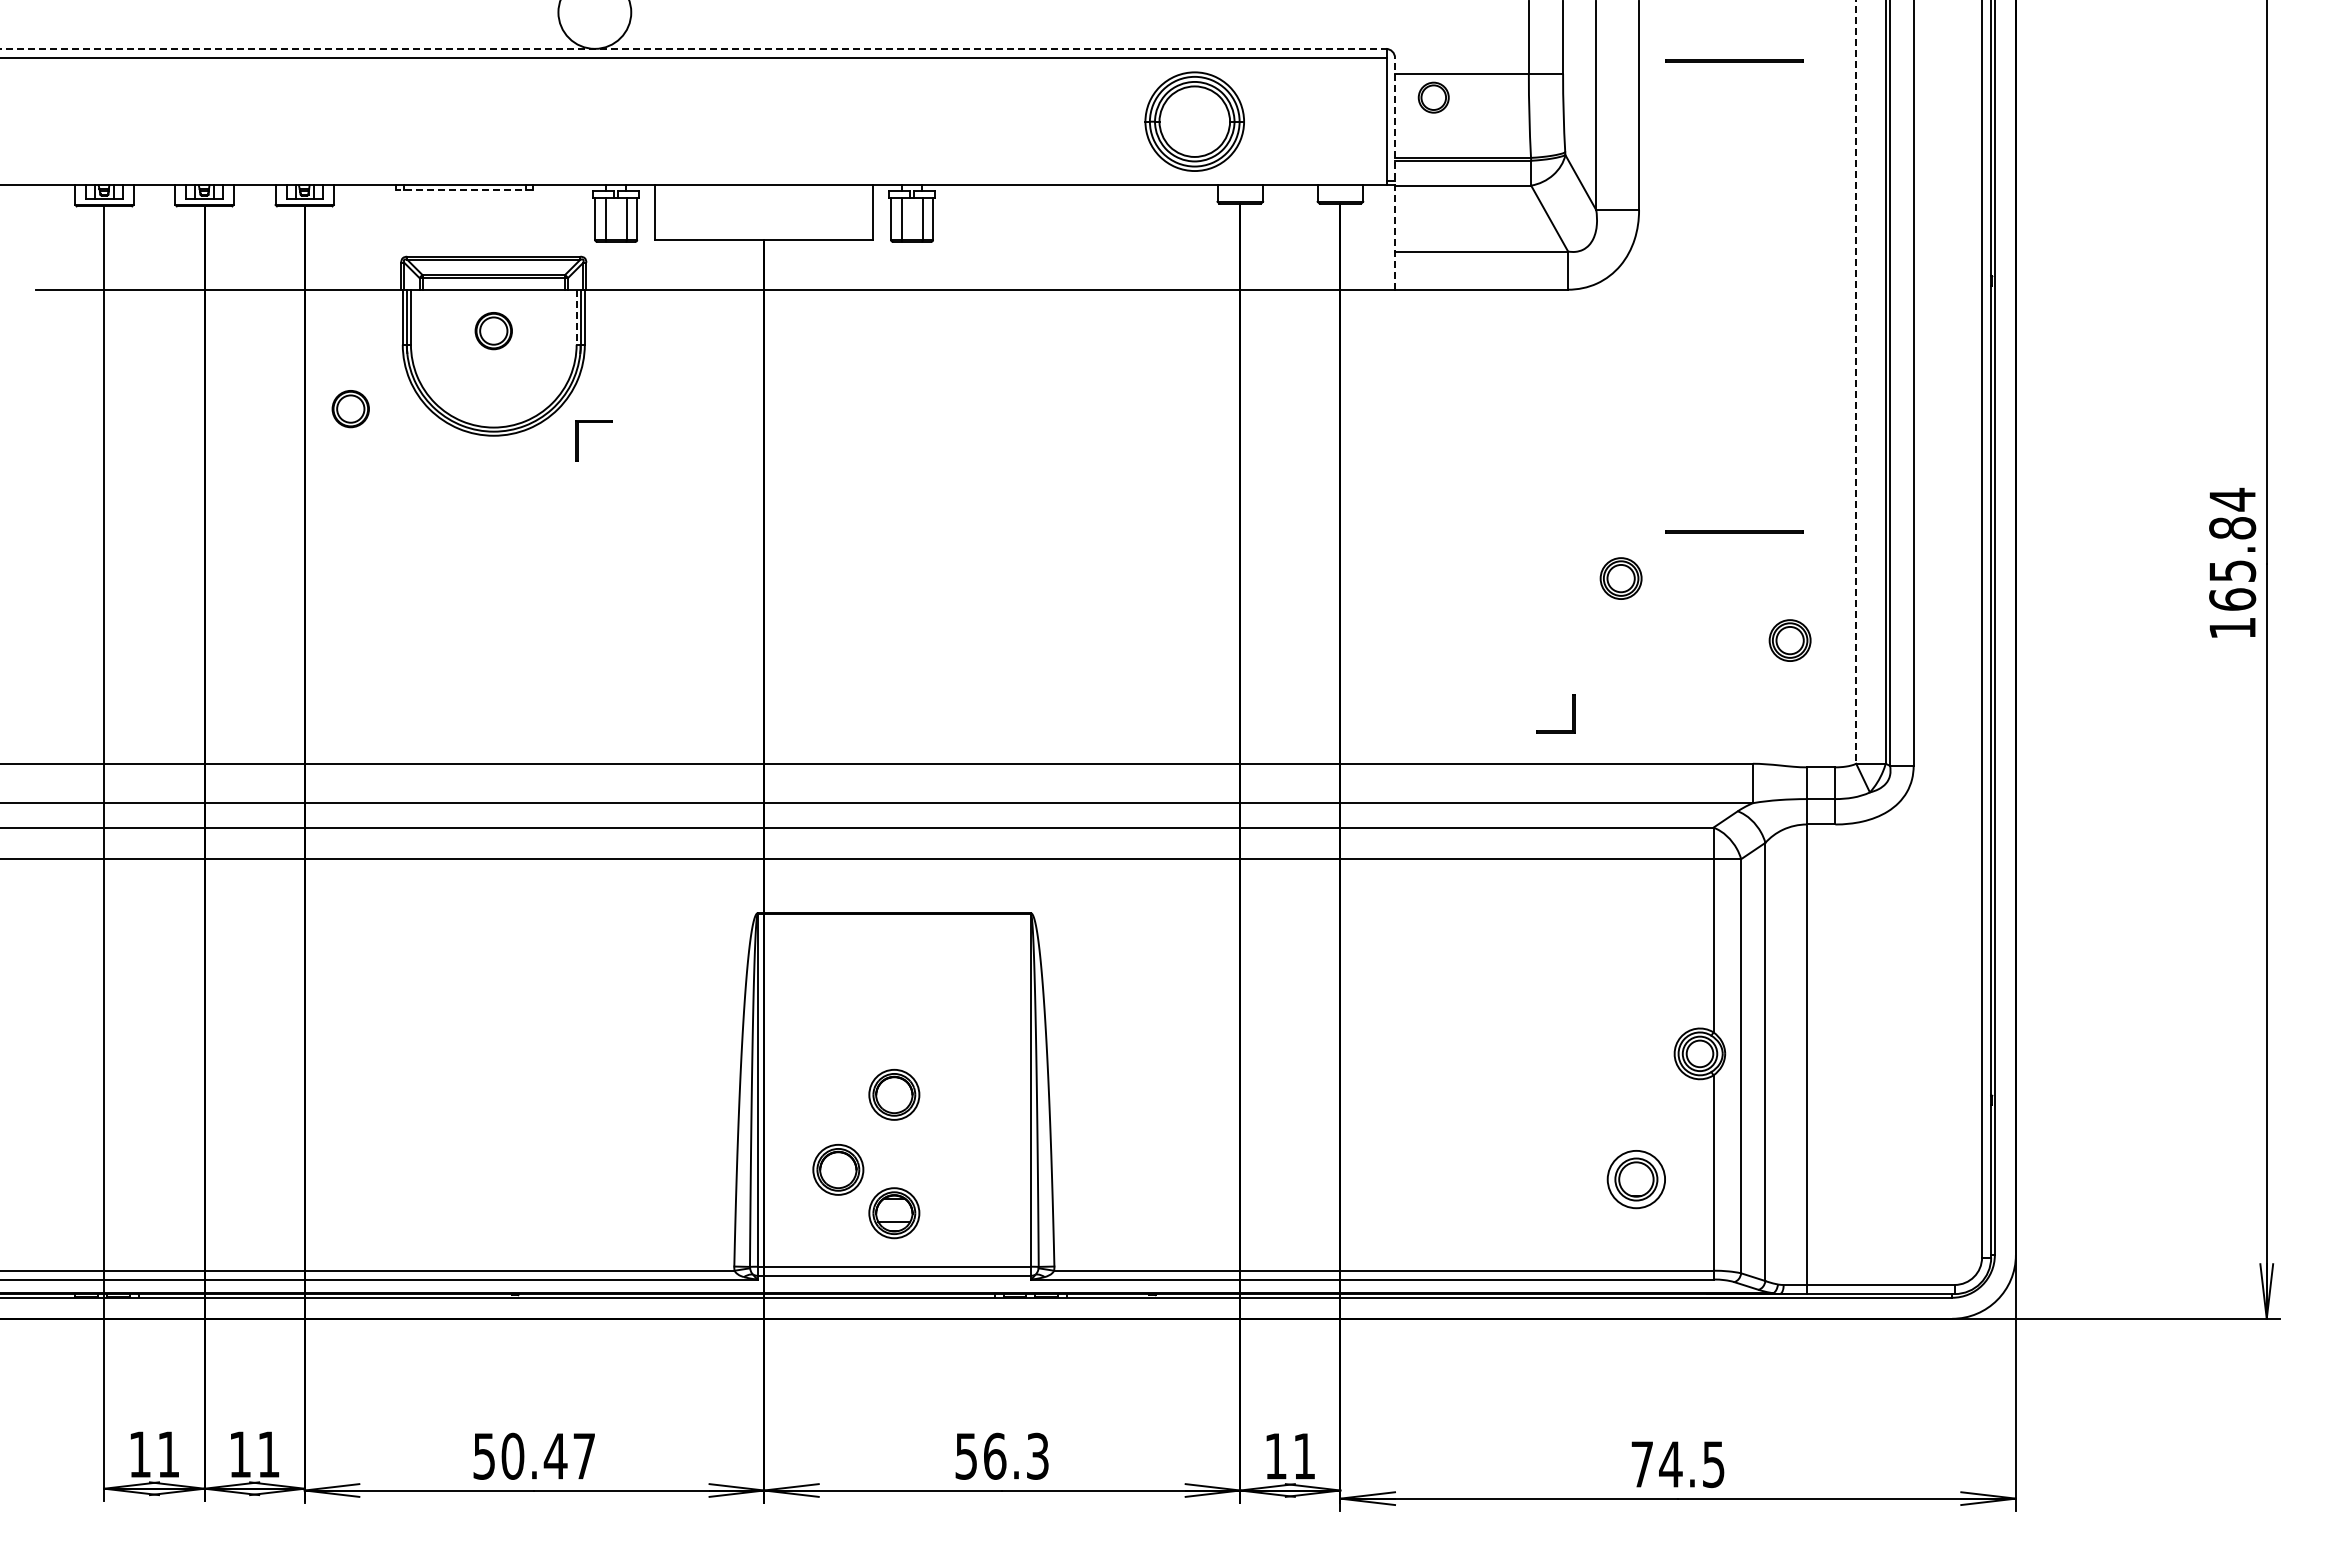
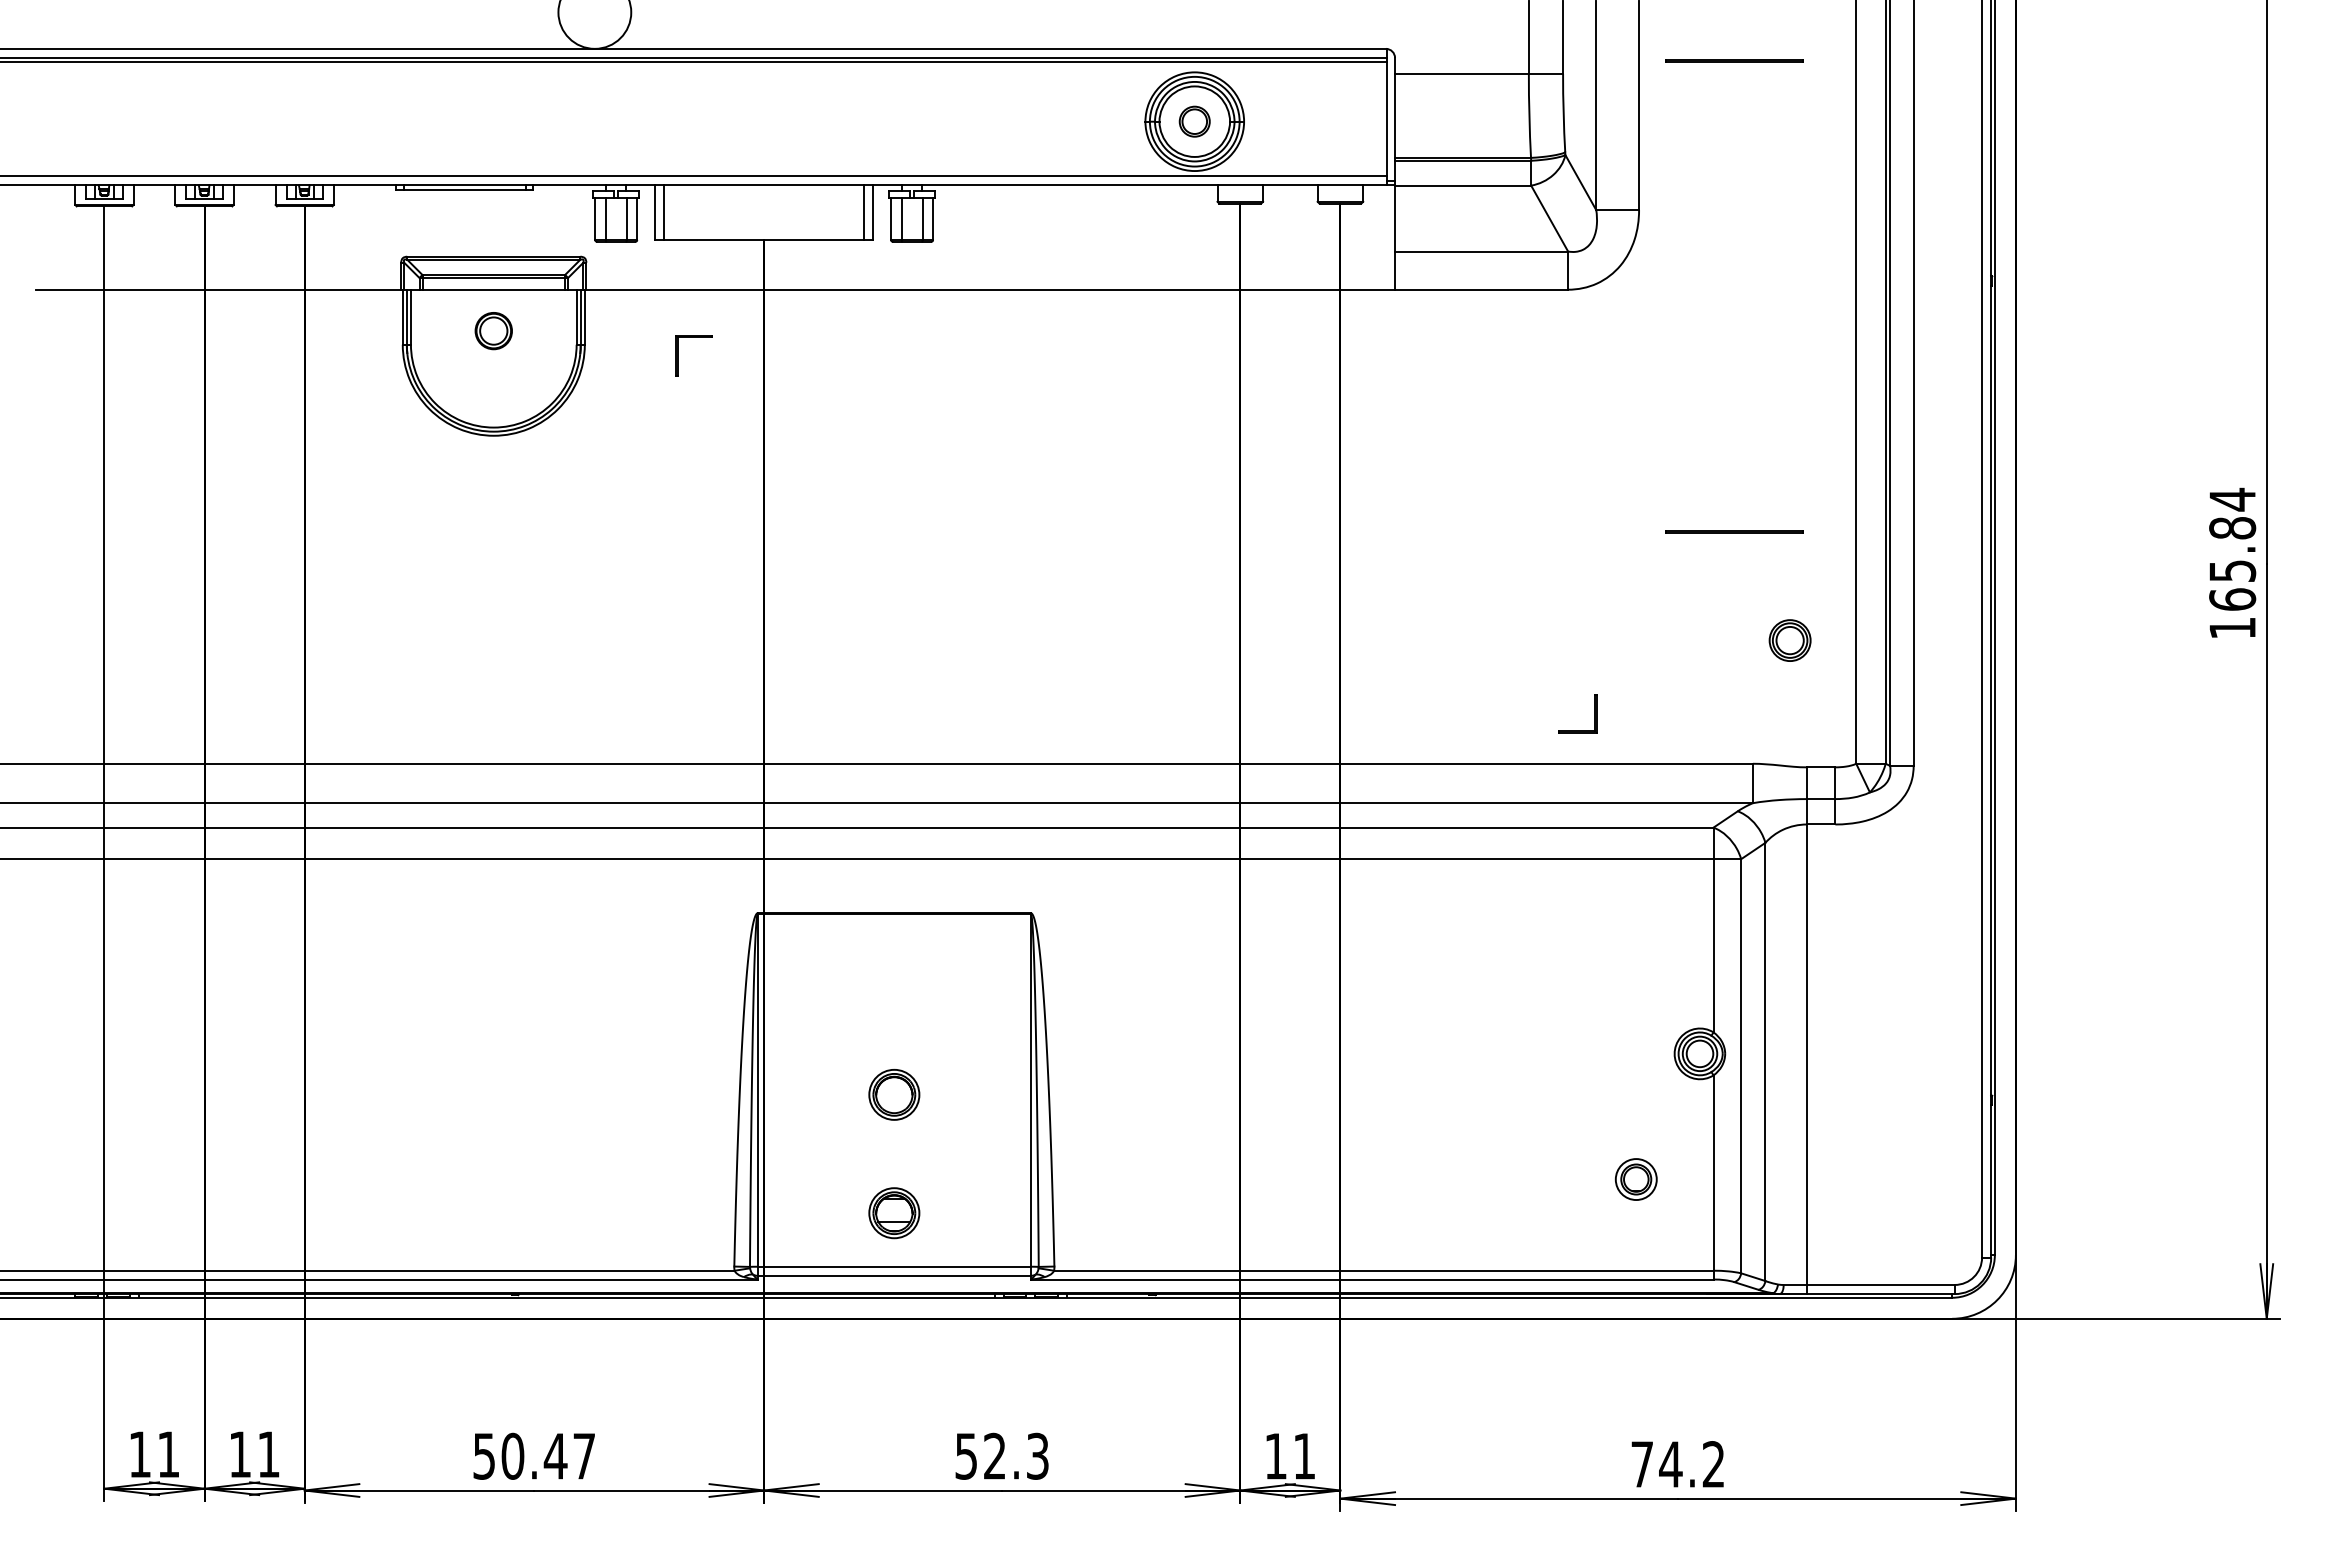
line: dashed -> solid (693, 48)
line: none -> present (694, 62)
part position: (1433, 97) -> (1194, 121) (1194, 121)
line: dashed -> solid (1395, 173)
line: none -> present (694, 176)
line: dashed -> solid (464, 189)
line: none -> present (664, 212)
line: none -> present (864, 212)
line: dashed -> solid (576, 317)
line: dashed -> solid (1856, 382)
part: present -> none (350, 409)
part position: (578, 440) -> (678, 355) (678, 355)
part: present -> none (1620, 578)
part position: (1572, 713) -> (1594, 713) (1594, 713)
part: present -> none (838, 1169)
part size: 60x60 px -> 44x43 px (1635, 1179)
text: 56.3 -> 52.3 (995, 1455)
text: 74.5 -> 74.2 (1713, 1464)
